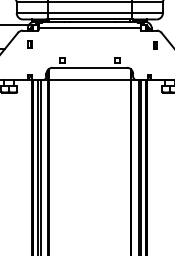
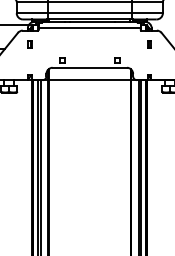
part position: (155, 45) -> (149, 44) (149, 44)
